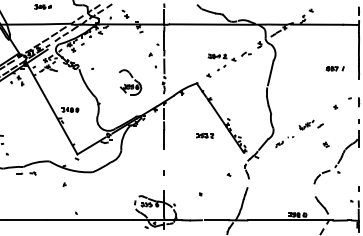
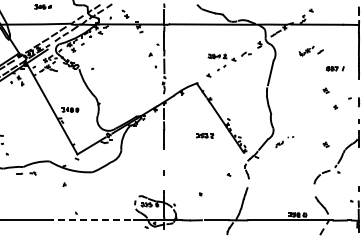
part: present -> none (130, 82)
part: none -> present (325, 90)
part position: (310, 124) -> (310, 50) (310, 50)
line: solid -> dashed (90, 220)
